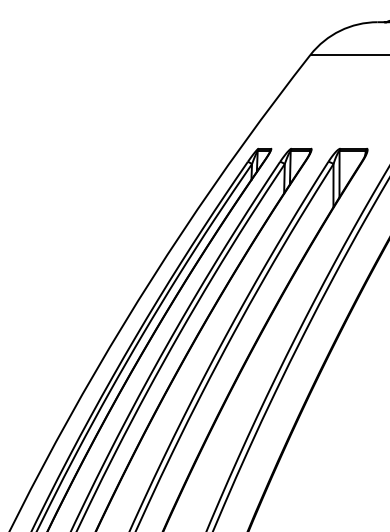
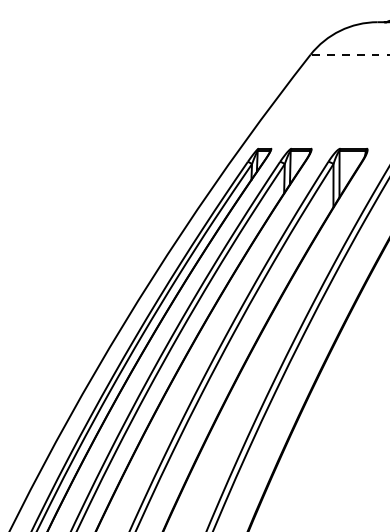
line: solid -> dashed (349, 54)
